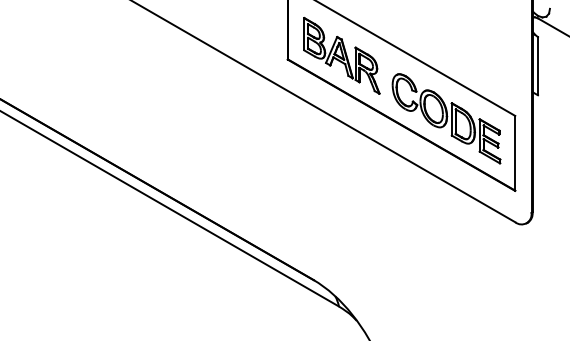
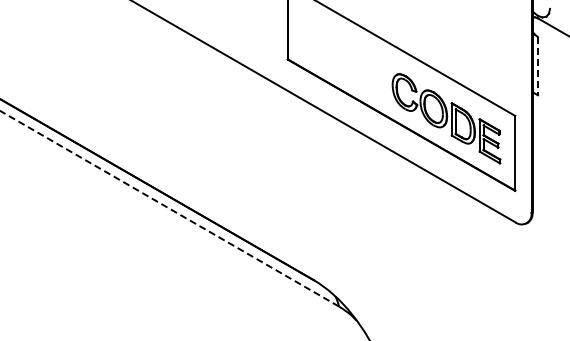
part: present -> none (341, 55)
line: solid -> dashed (538, 66)
line: solid -> dashed (169, 208)
